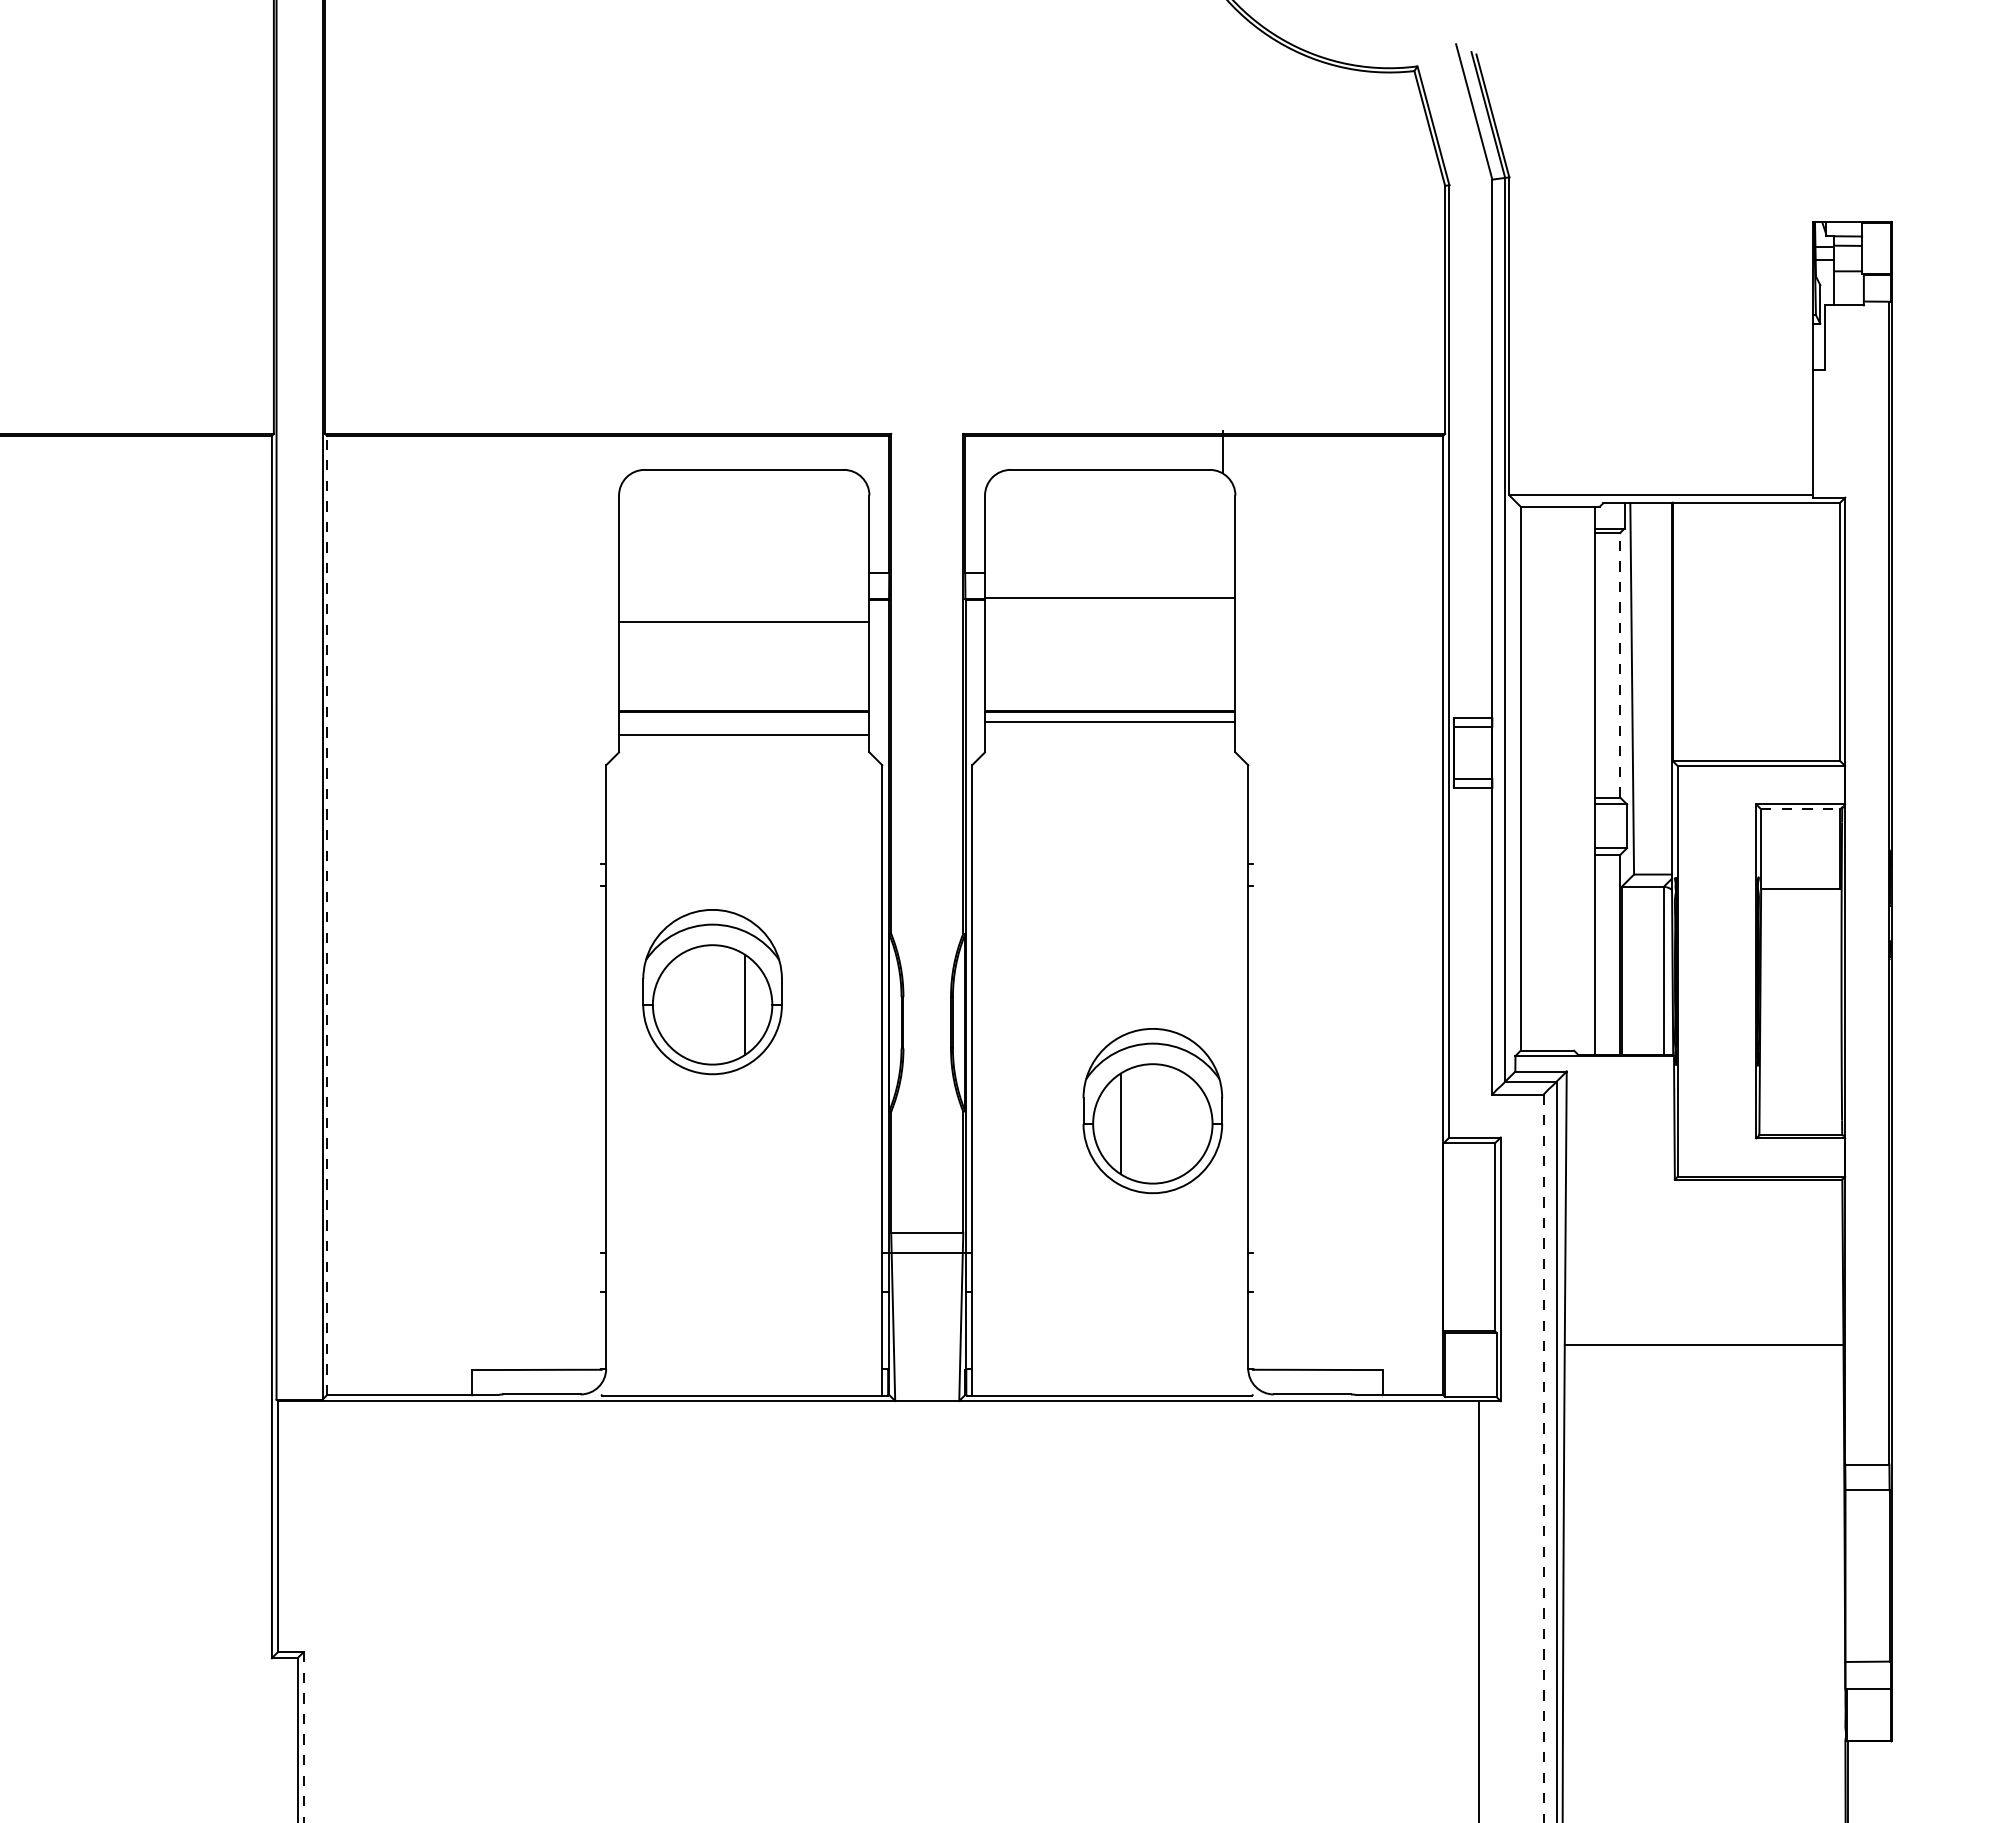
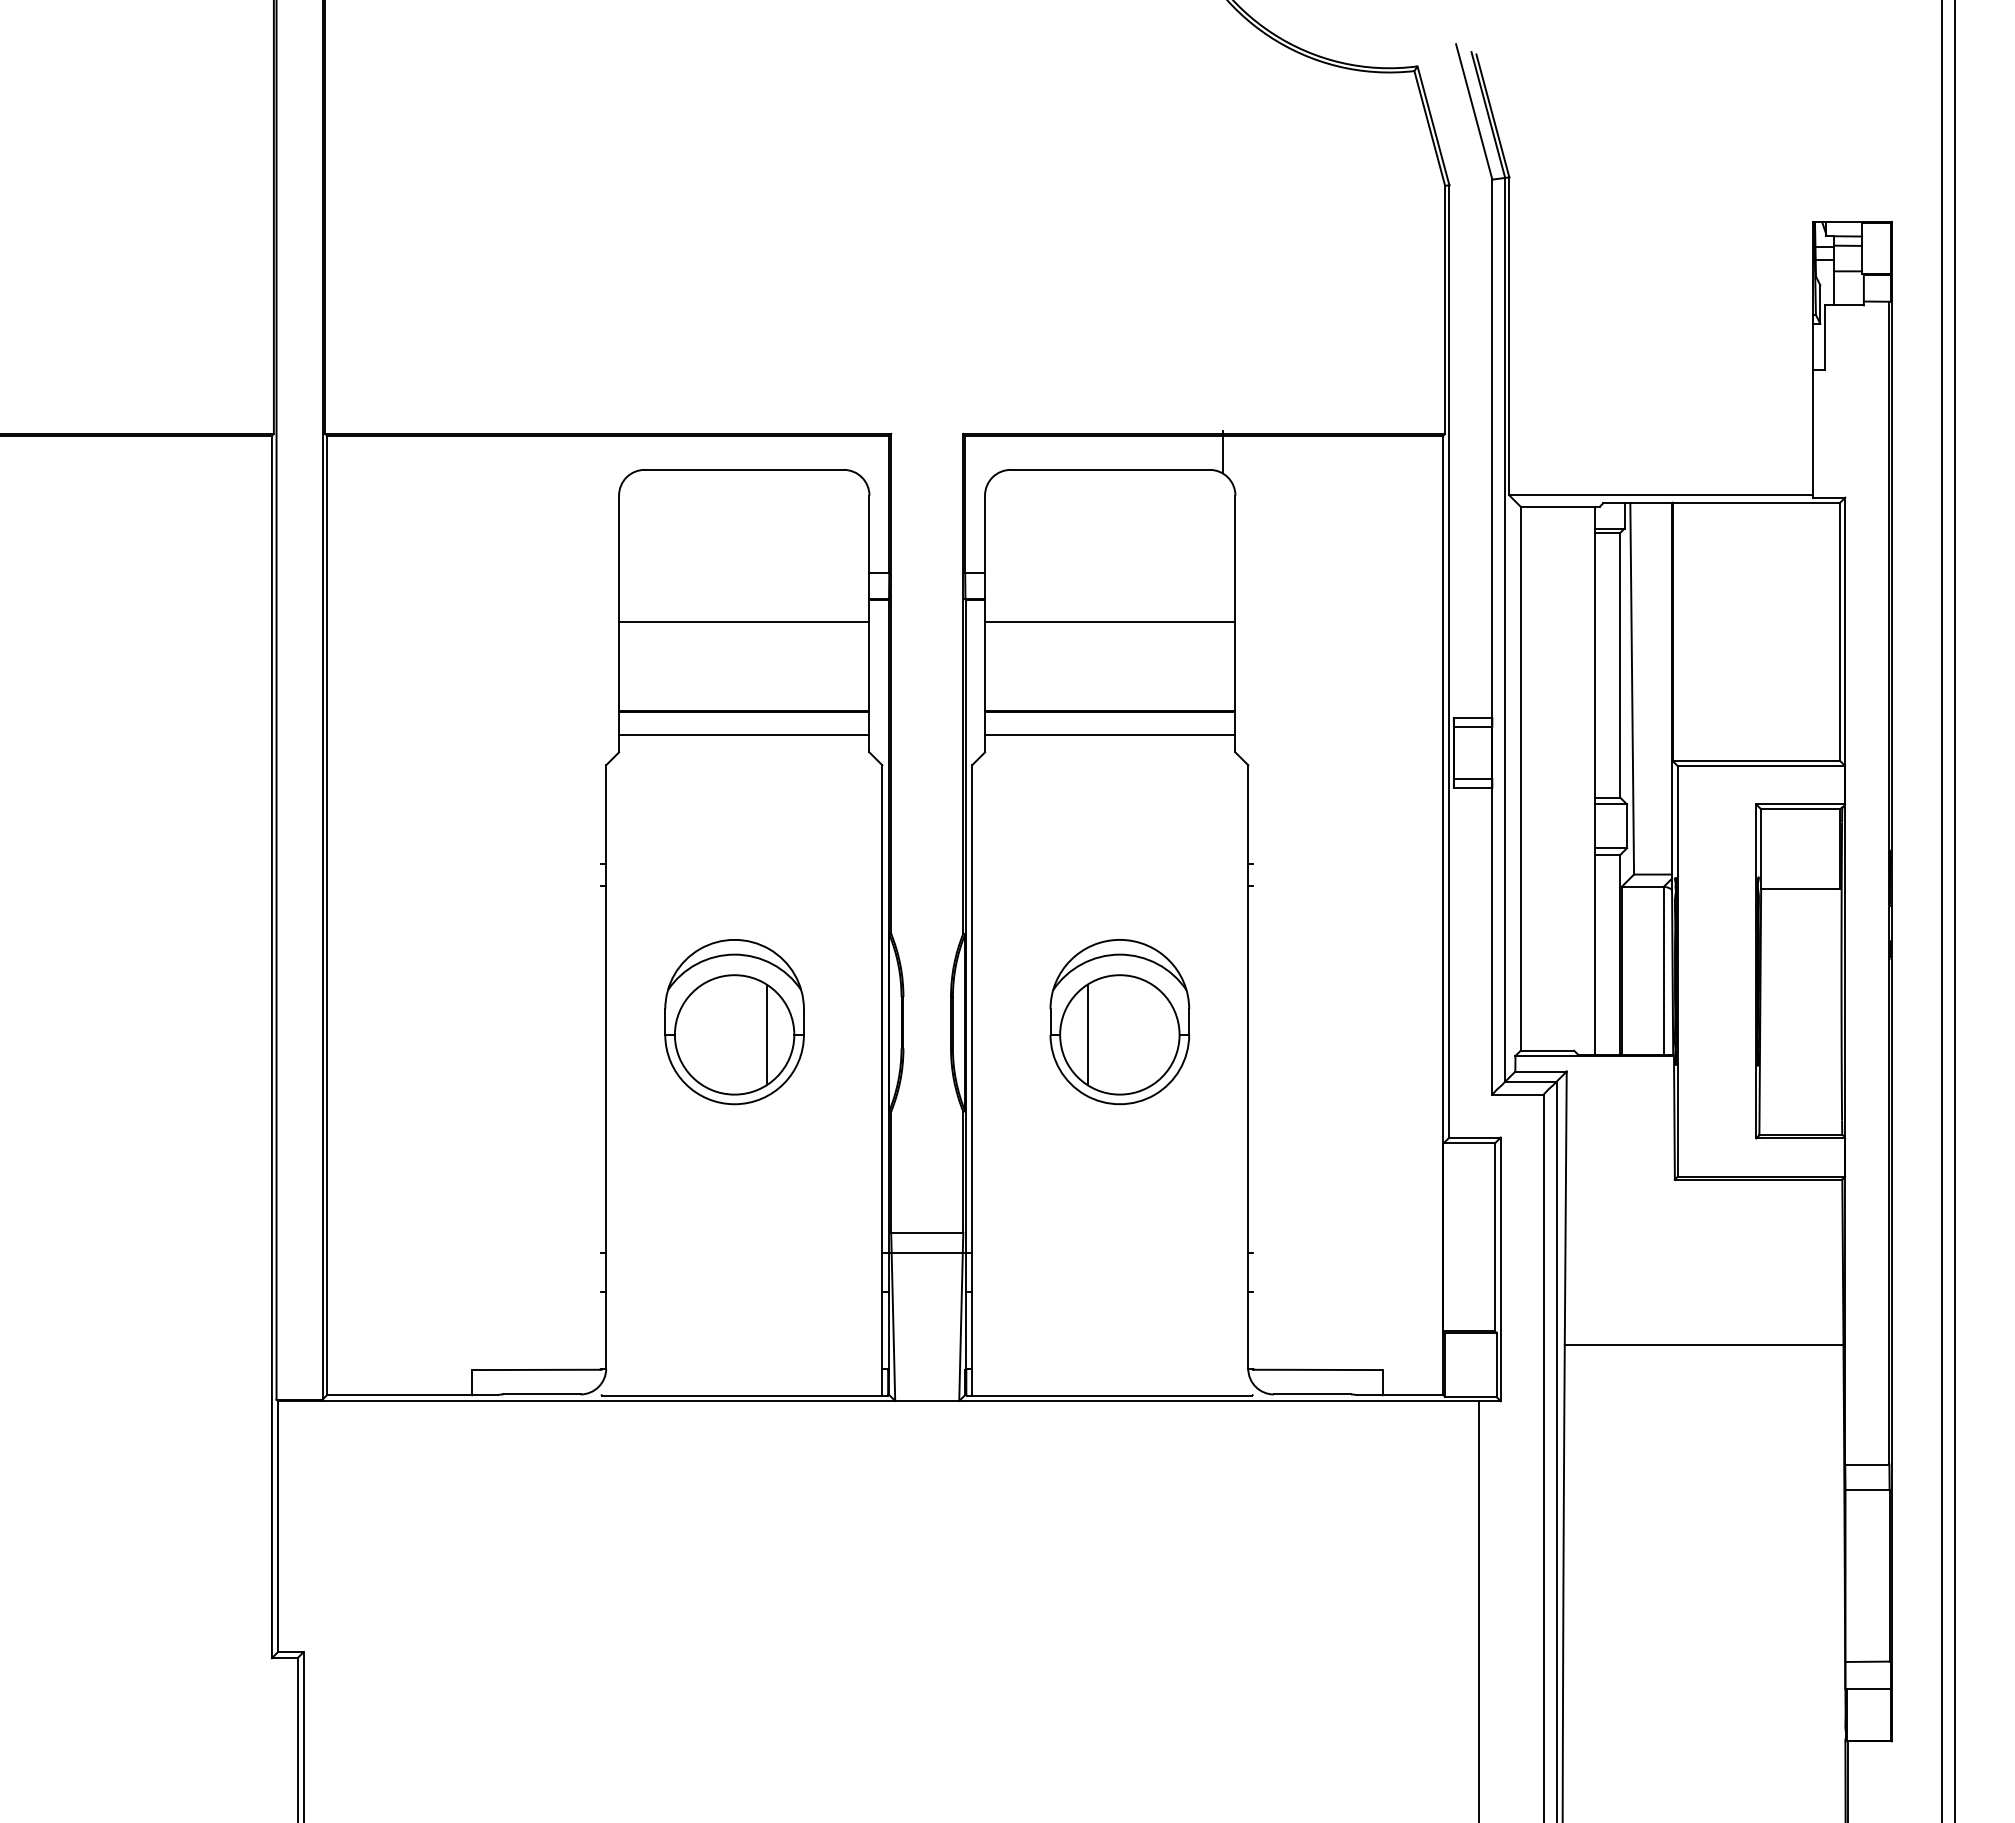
line position: (1110, 597) -> (1110, 621) (1110, 621)
line: dashed -> solid (1620, 664)
line position: (1110, 721) -> (1110, 734) (1110, 734)
line: dashed -> solid (1800, 809)
line: none -> present (1941, 910)
line: none -> present (1954, 910)
line: dashed -> solid (327, 915)
part position: (712, 992) -> (734, 1022) (734, 1022)
part position: (1152, 1110) -> (1119, 1021) (1119, 1021)
line: dashed -> solid (1543, 1458)
line: dashed -> solid (303, 1737)
